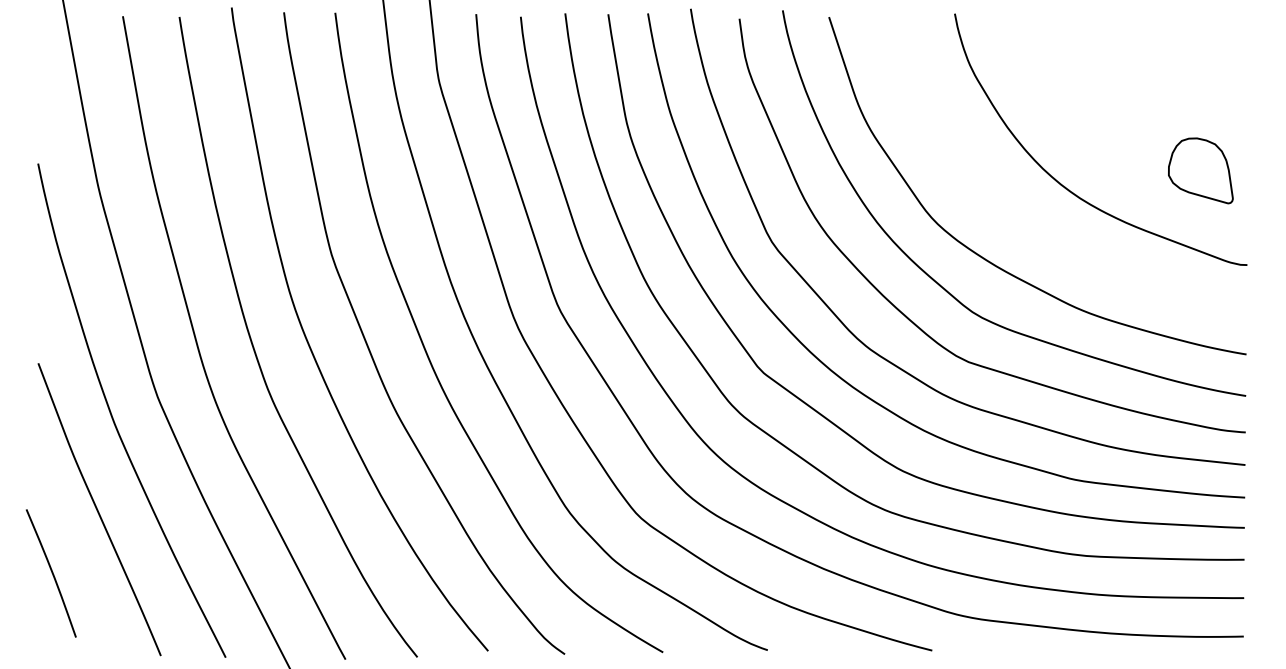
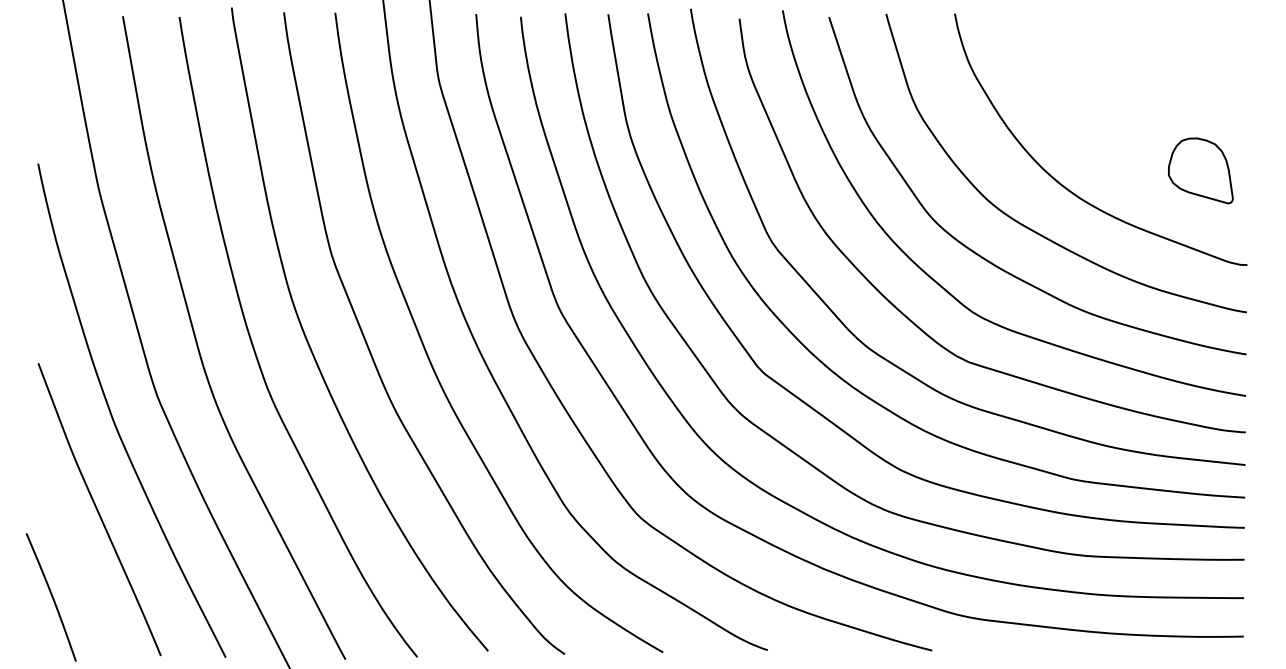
curve: none -> present (1029, 227)
curve position: (51, 573) -> (51, 597) (51, 597)
